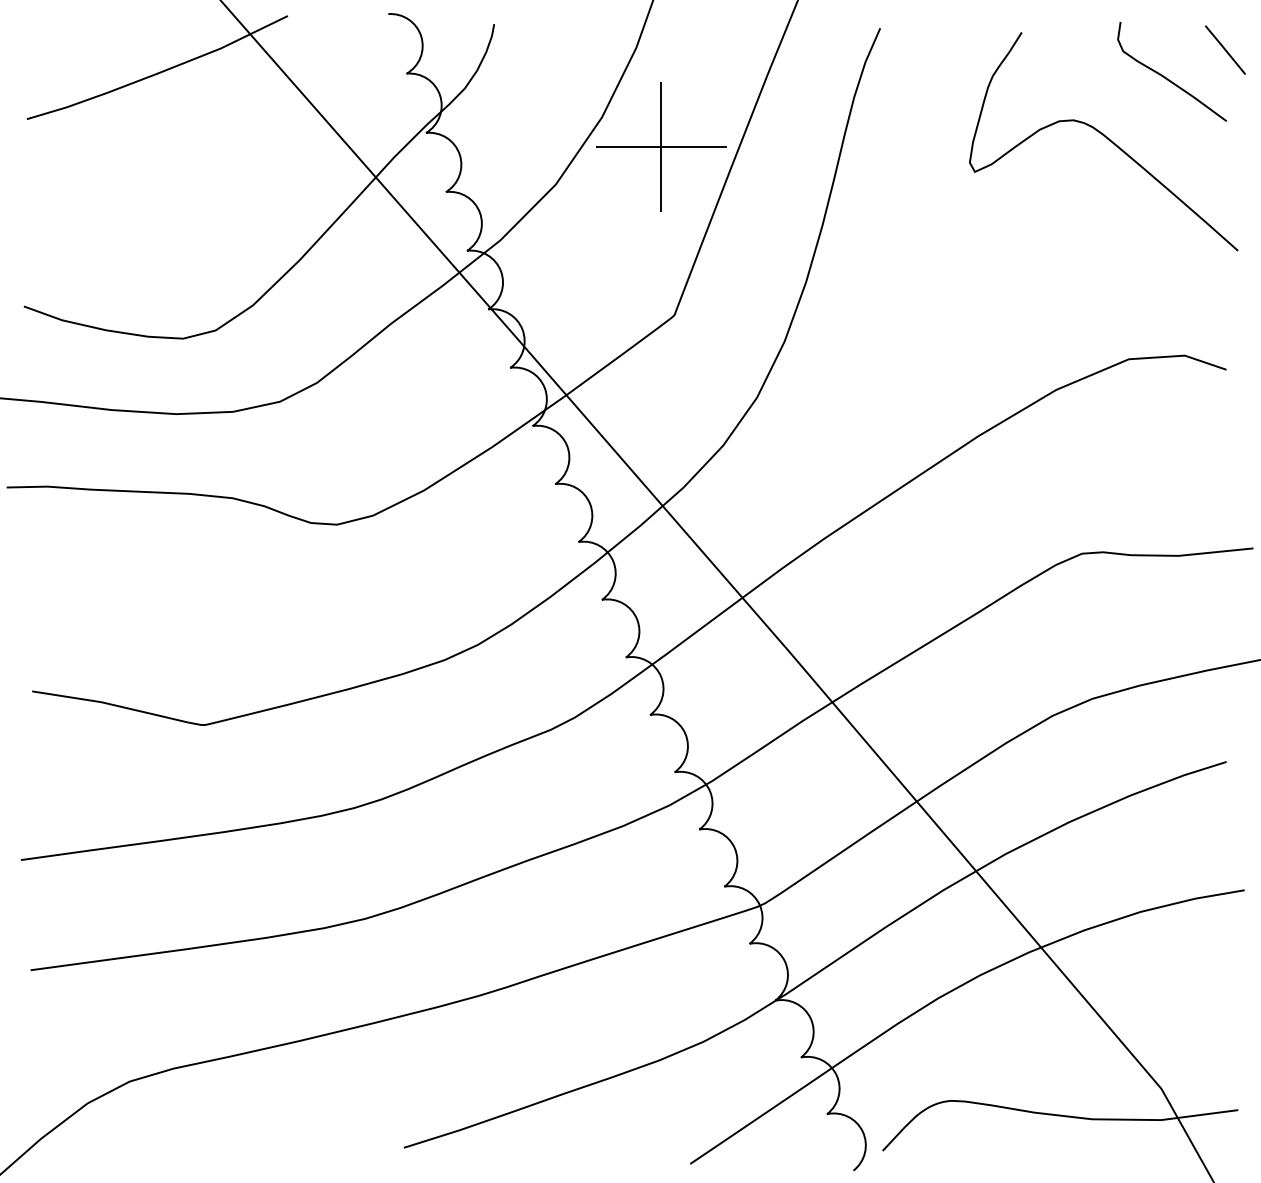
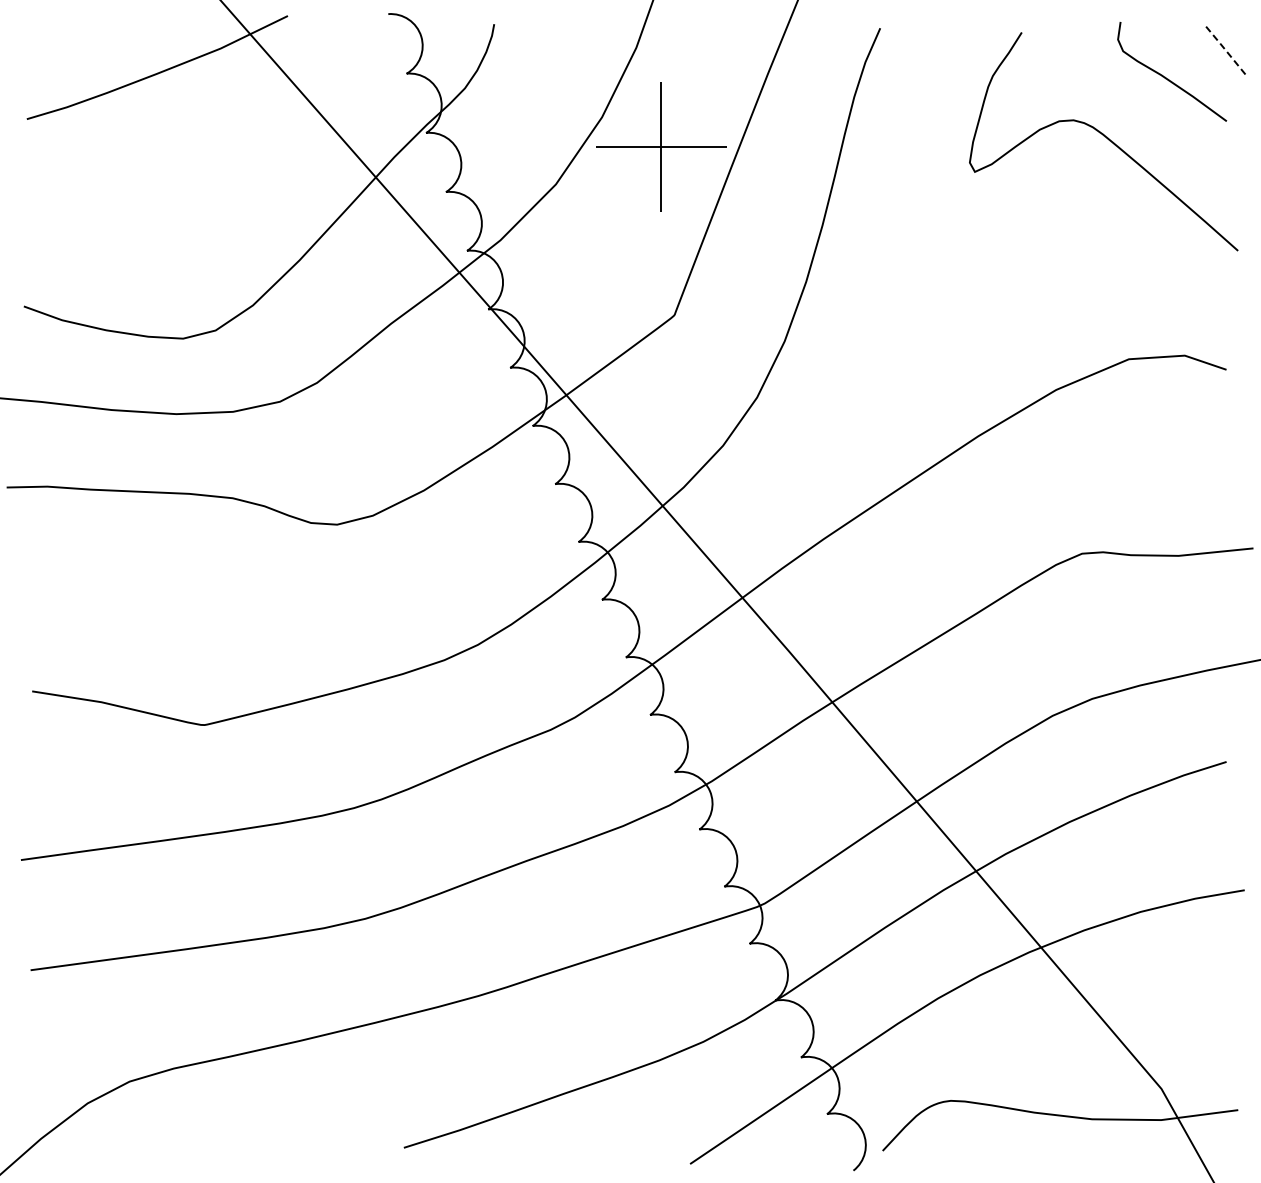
line: solid -> dashed (1224, 49)
